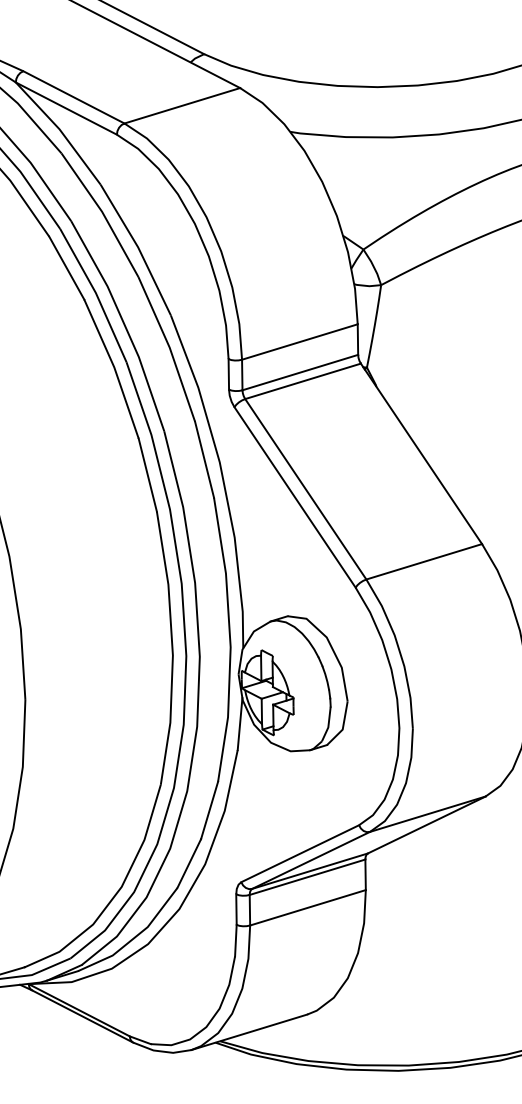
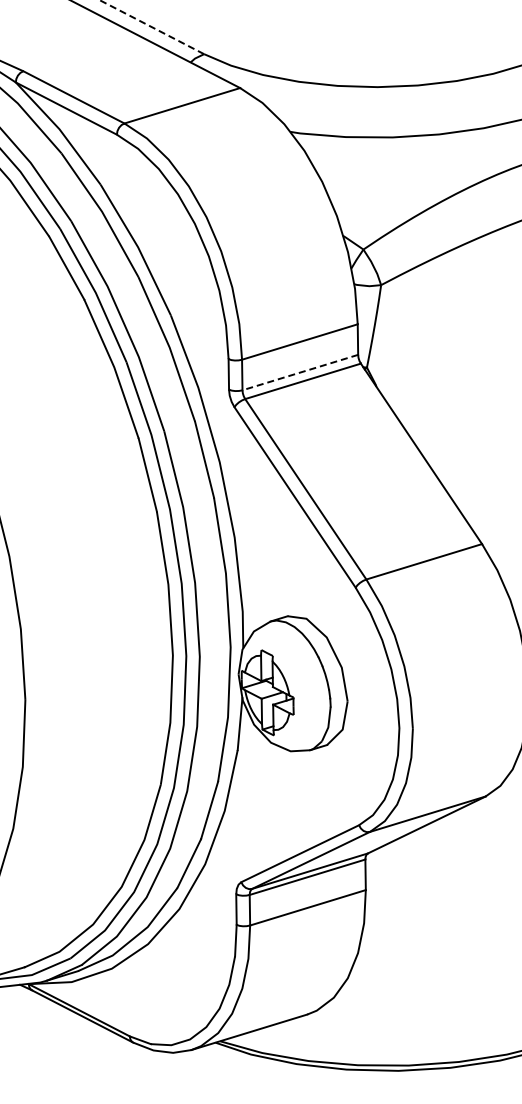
line: solid -> dashed (151, 27)
line: solid -> dashed (299, 372)
